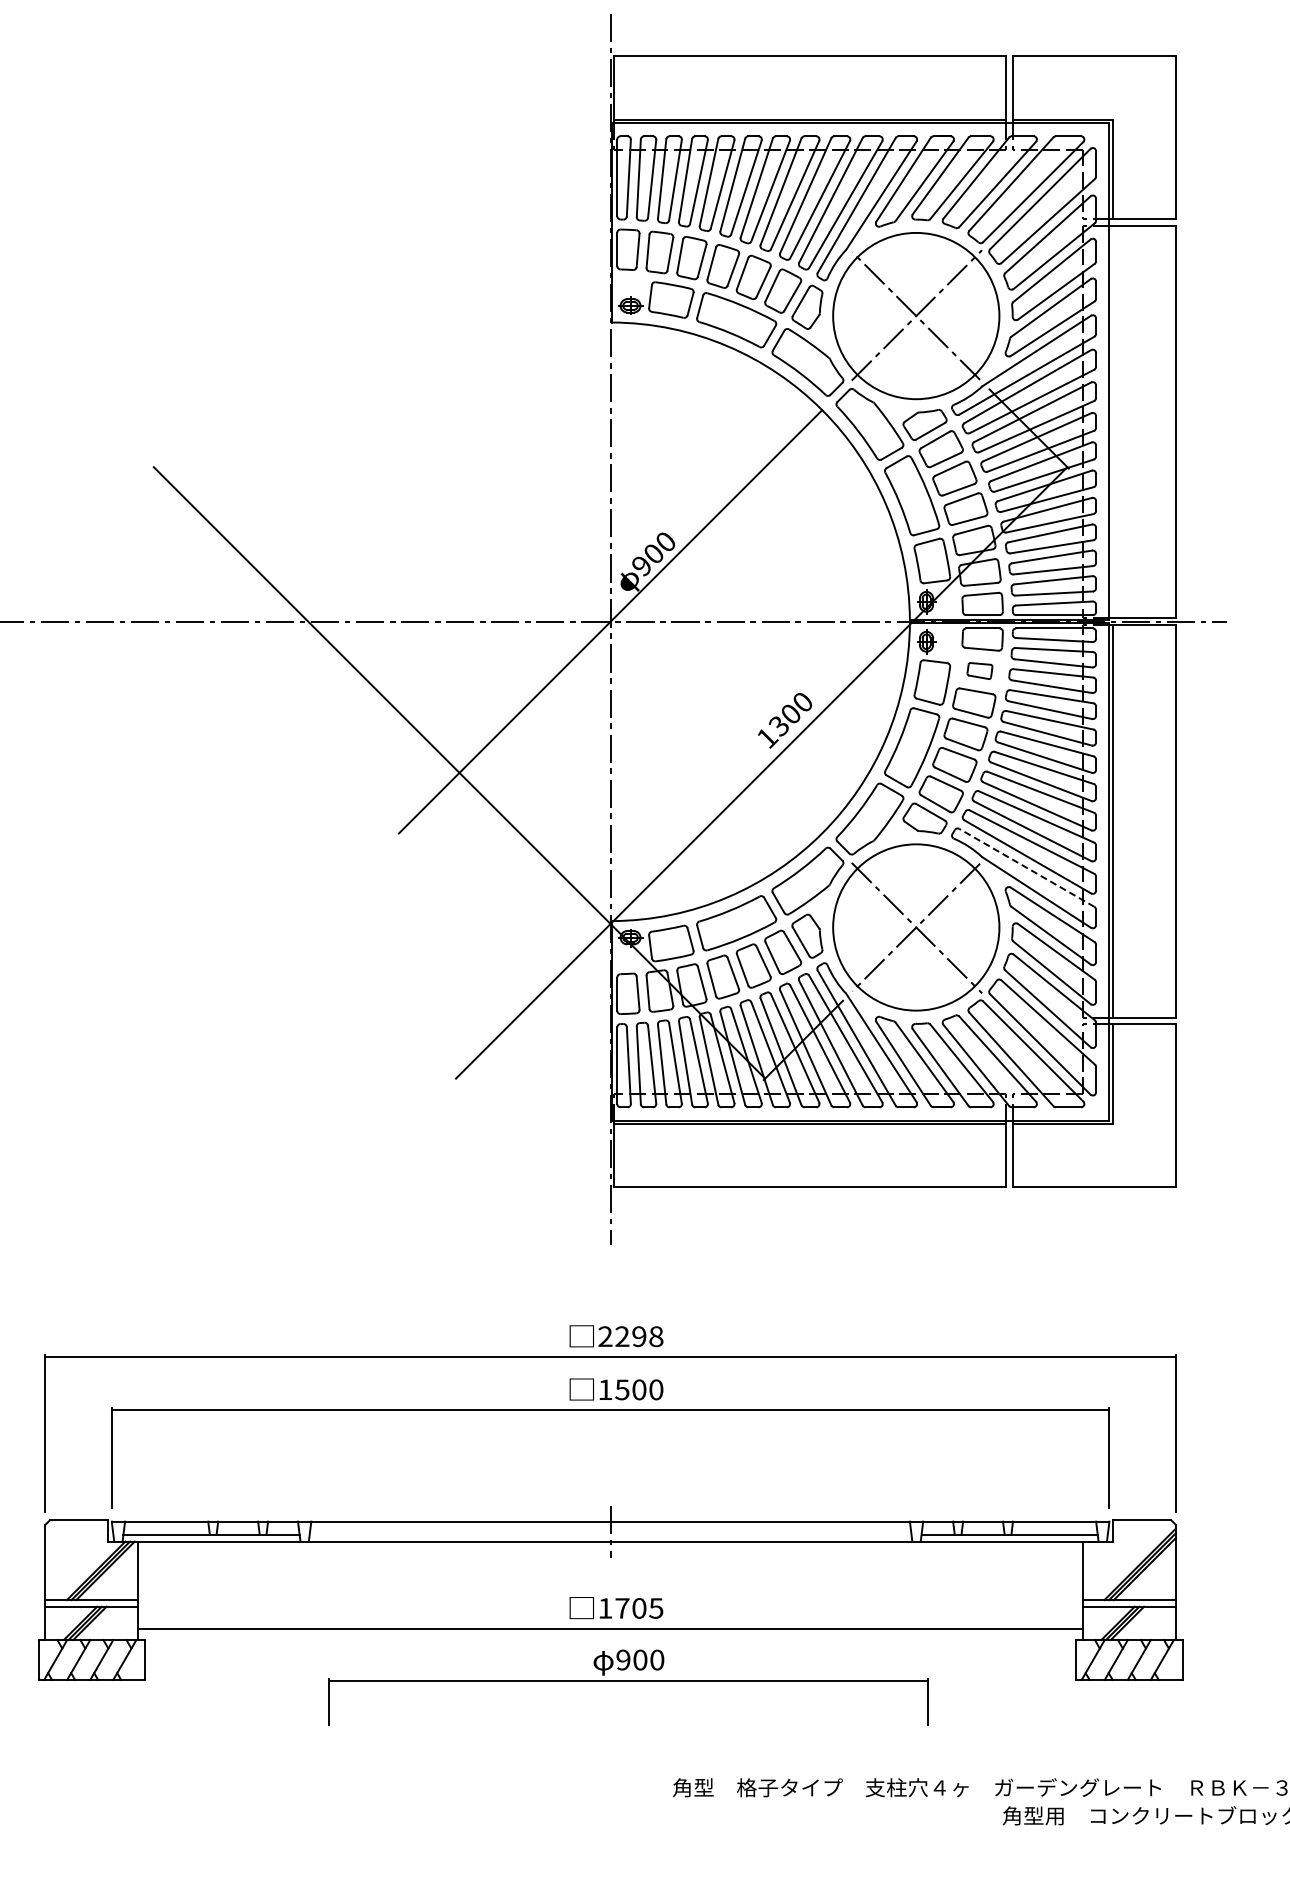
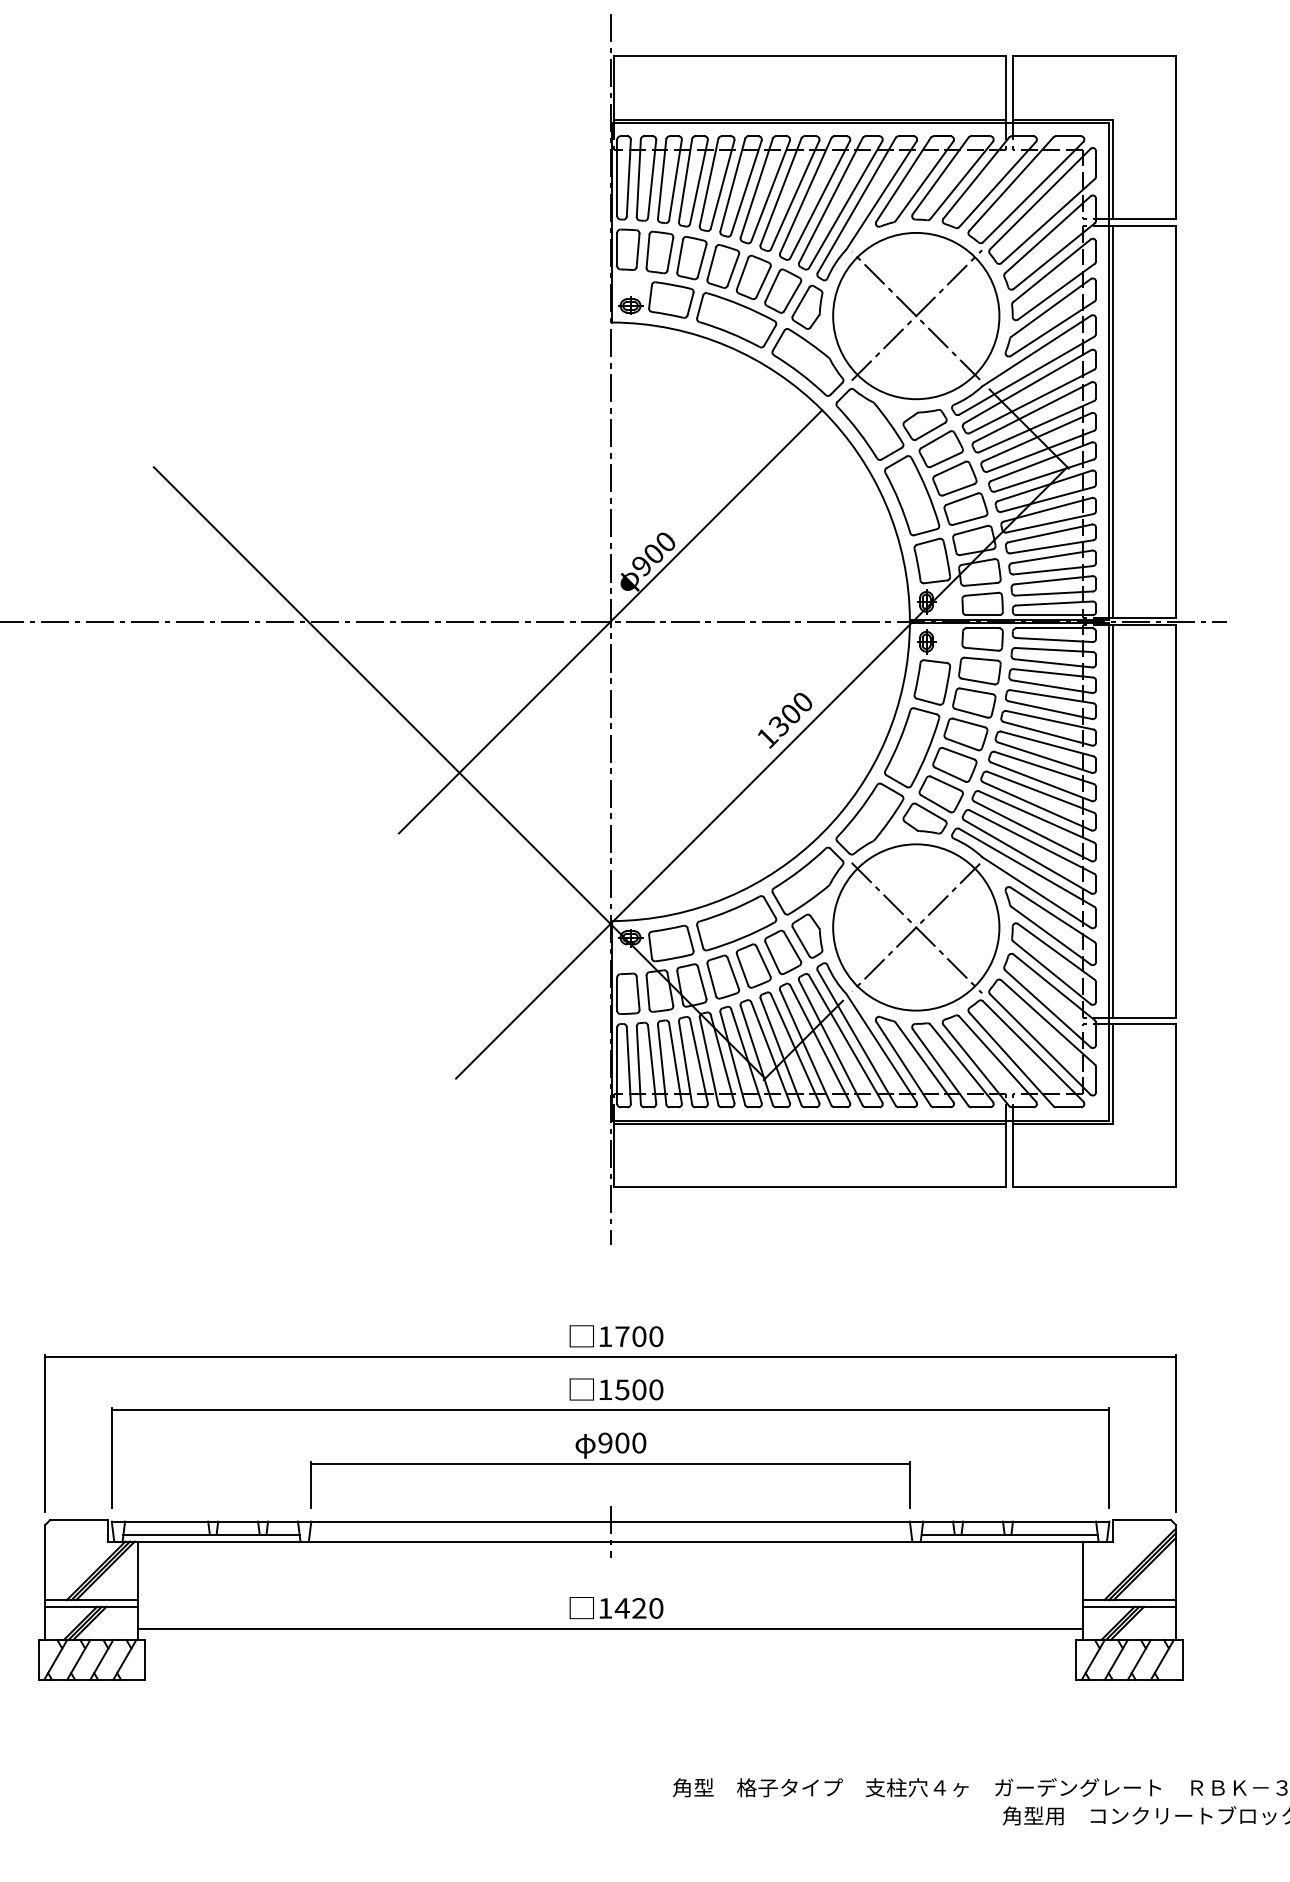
line: none -> present (1112, 422)
part size: 28x18 px -> 44x30 px (979, 670)
line: dashed -> solid (1026, 867)
text: 2298 -> 1700 (630, 1336)
text: 1705 -> 1420 (638, 1608)
part position: (628, 1687) -> (610, 1470) (610, 1470)
